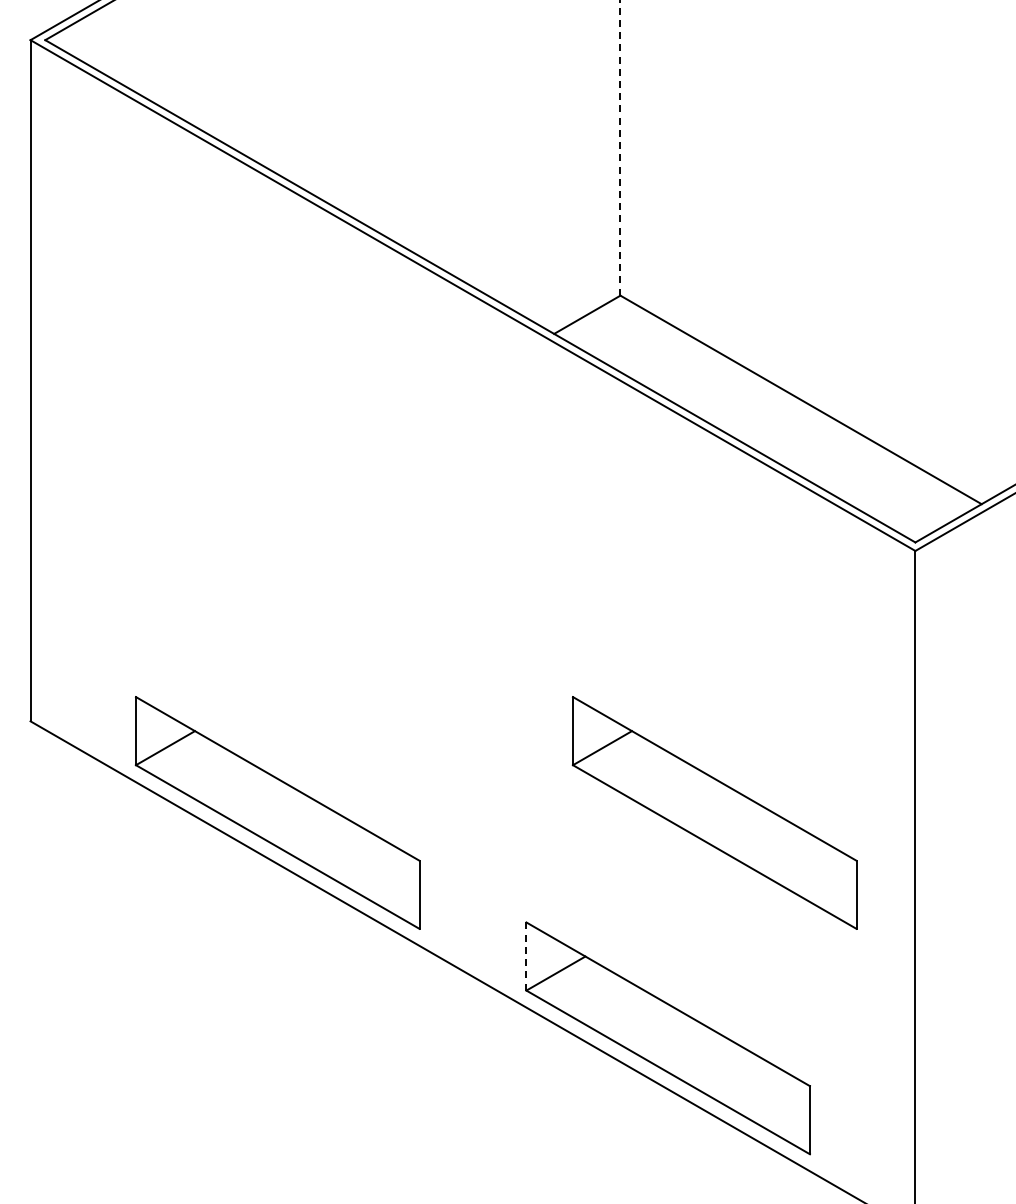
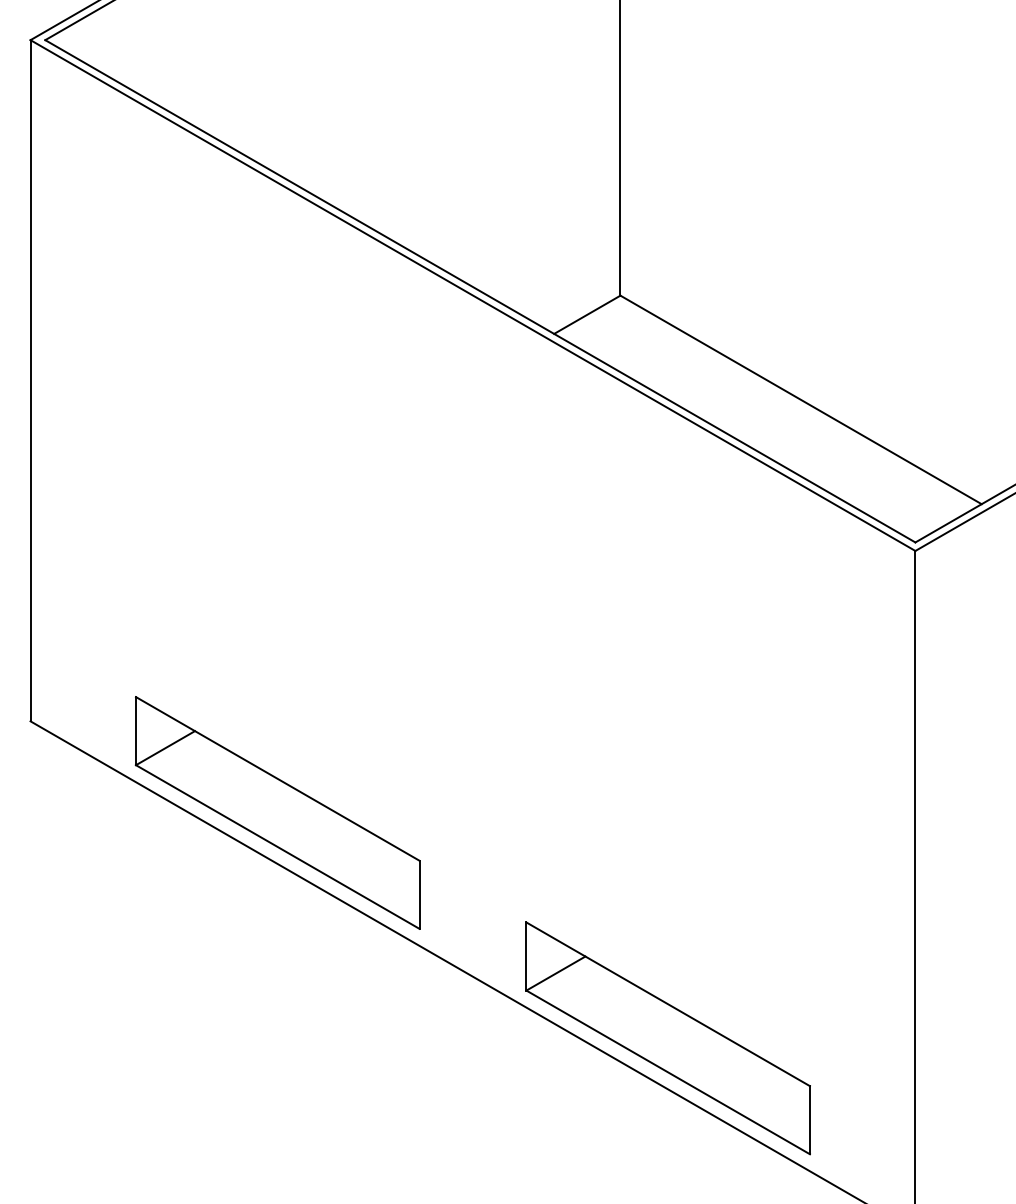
line: dashed -> solid (620, 147)
part: present -> none (714, 812)
line: dashed -> solid (526, 957)
